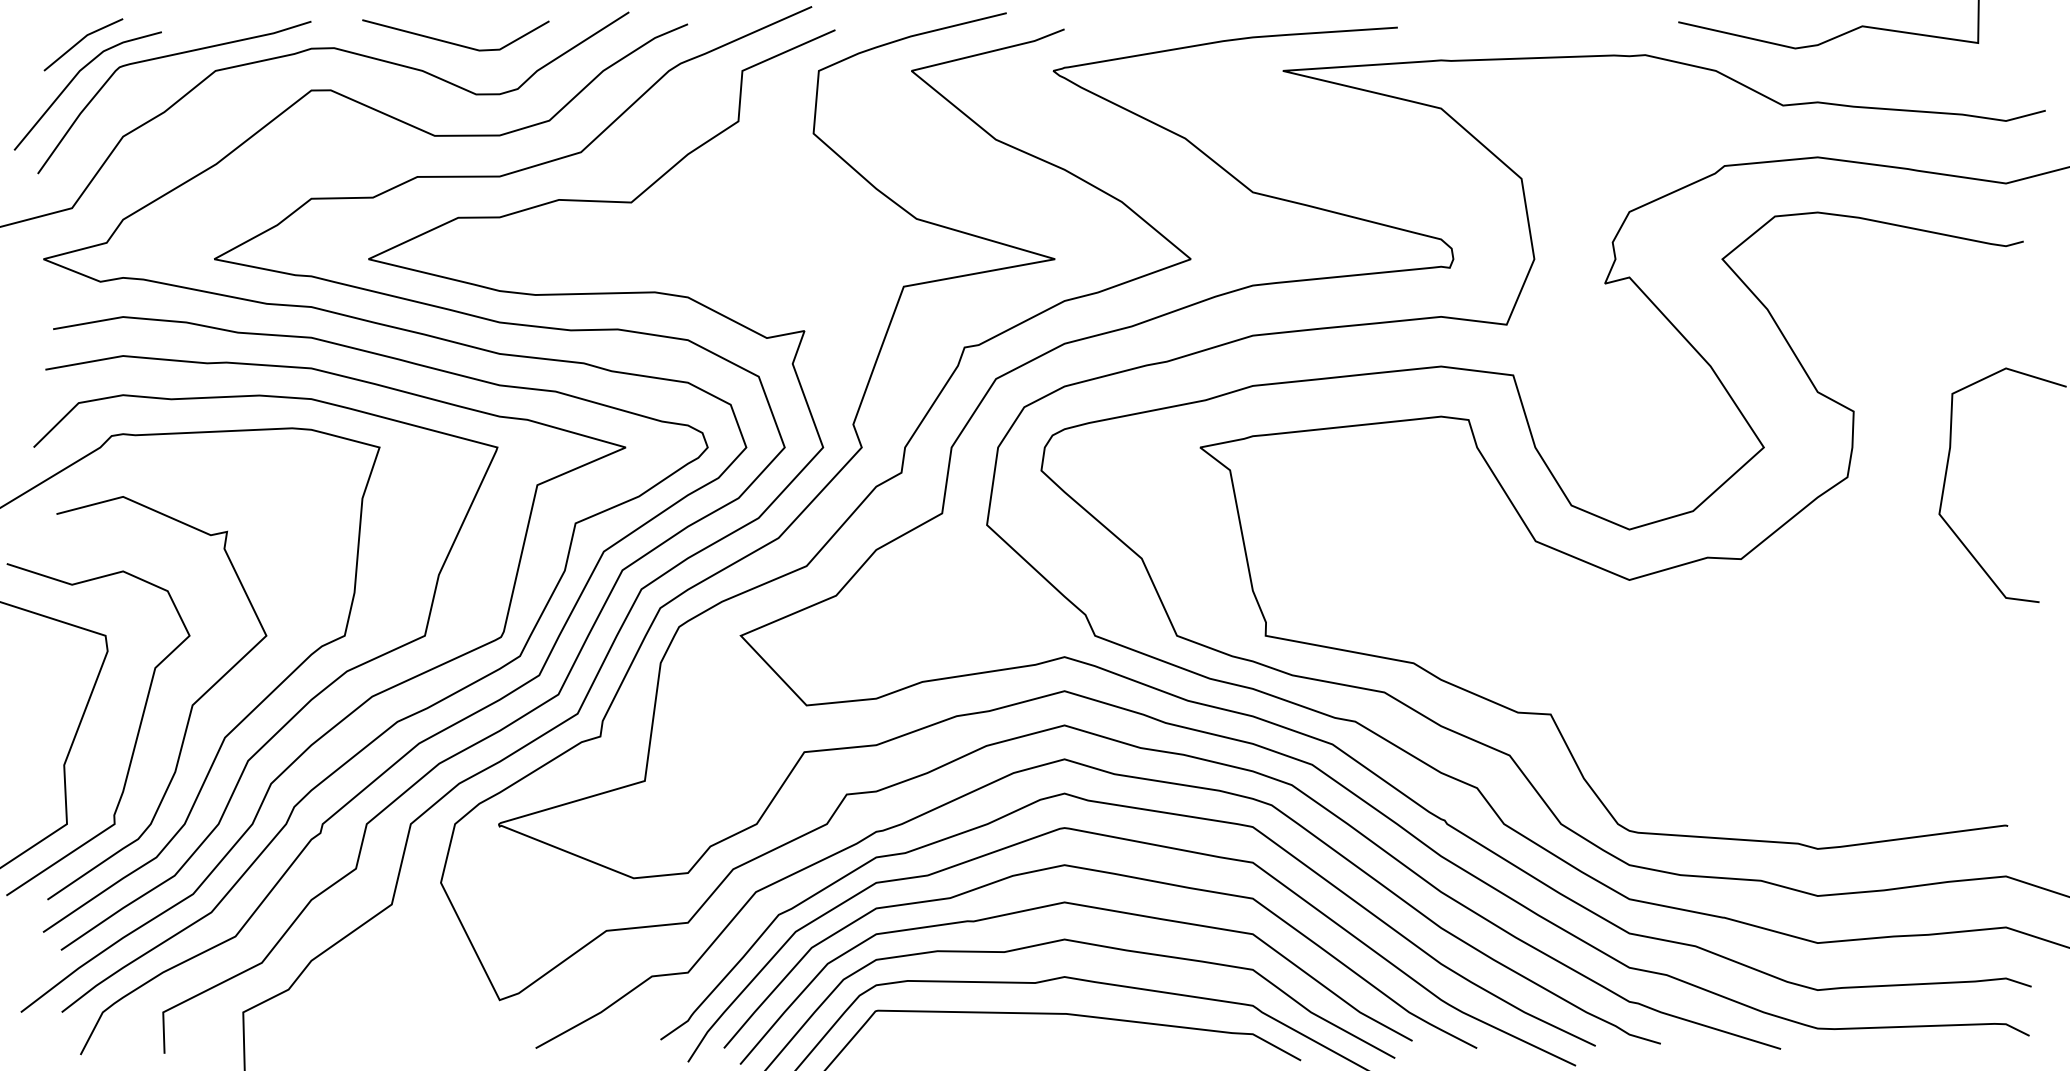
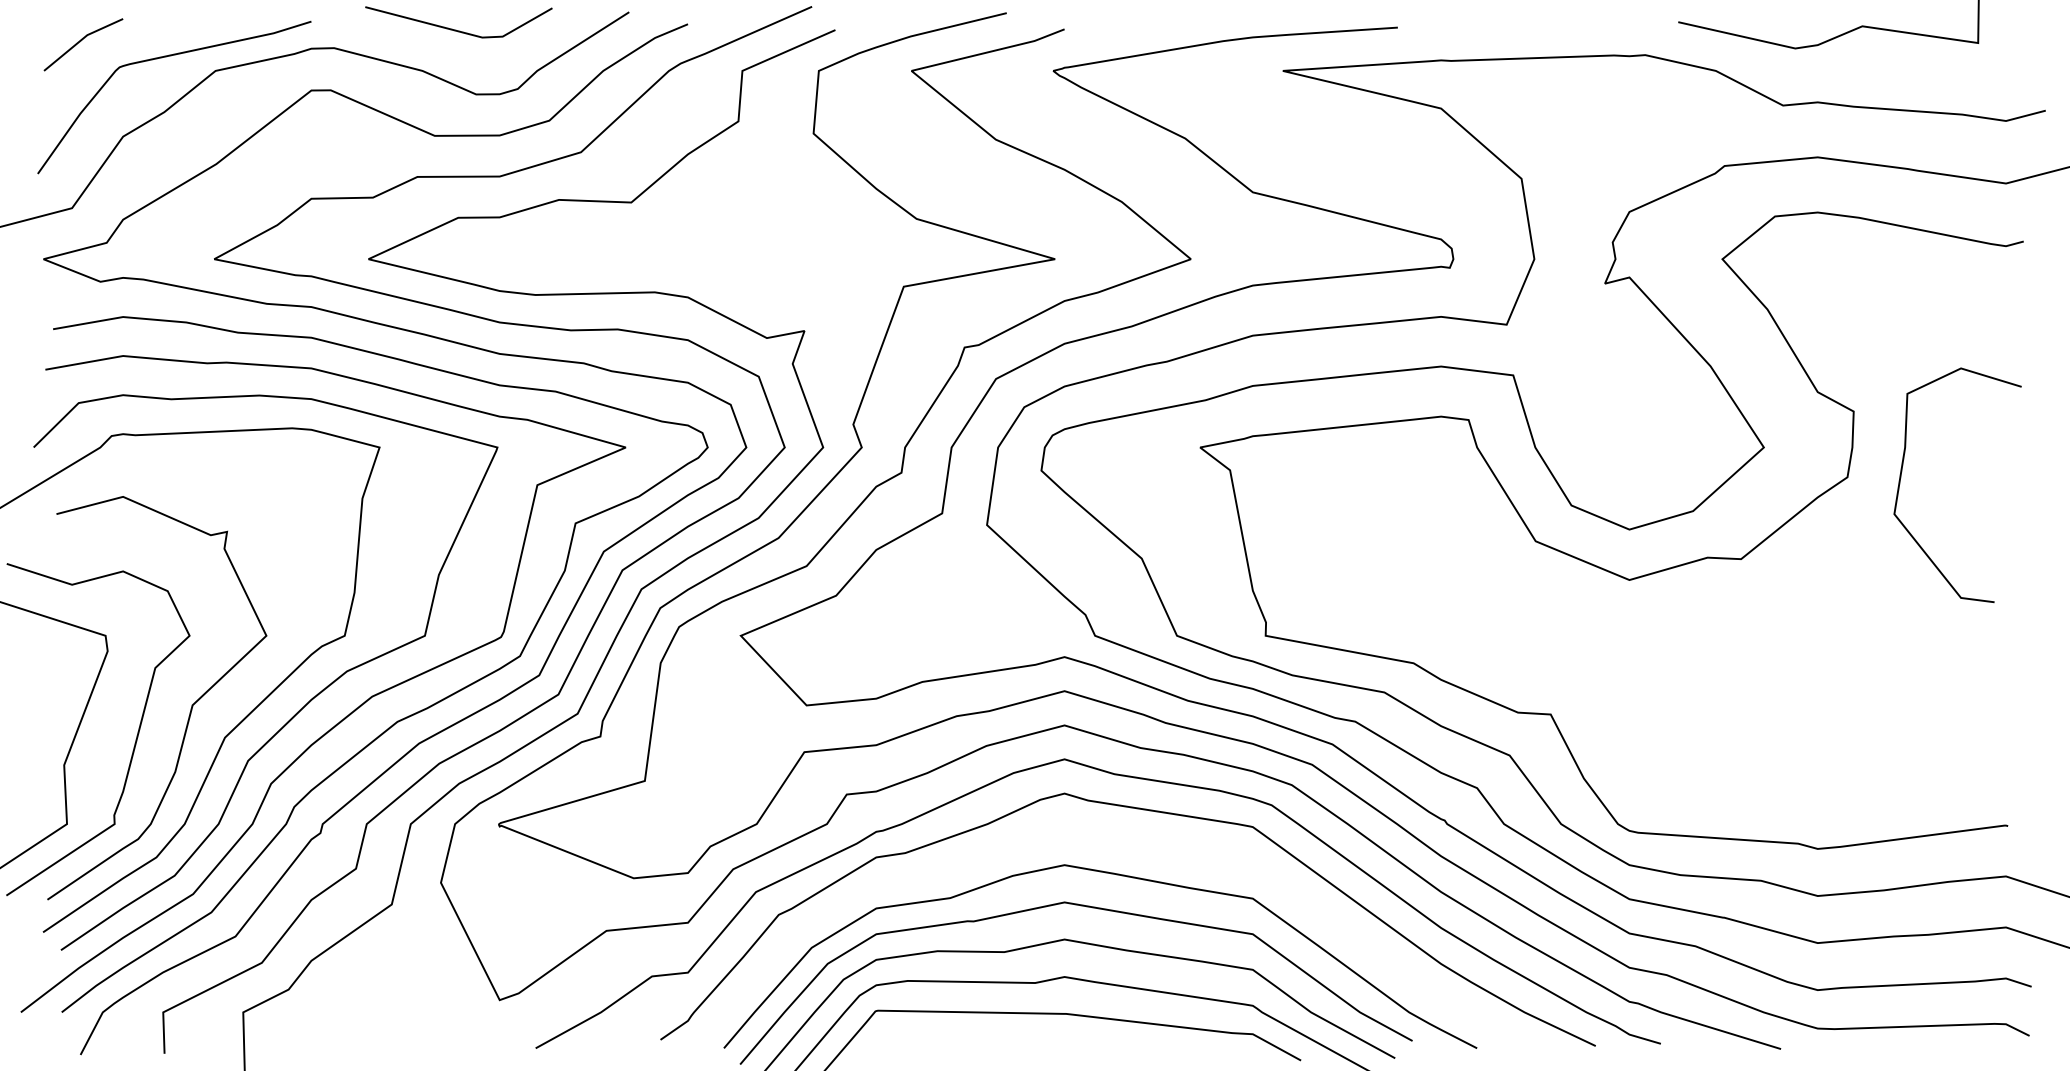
line position: (453, 42) -> (456, 29) (456, 29)
line: present -> none (73, 80)
curve position: (1946, 478) -> (1901, 478) (1901, 478)
curve: present -> none (1151, 845)
